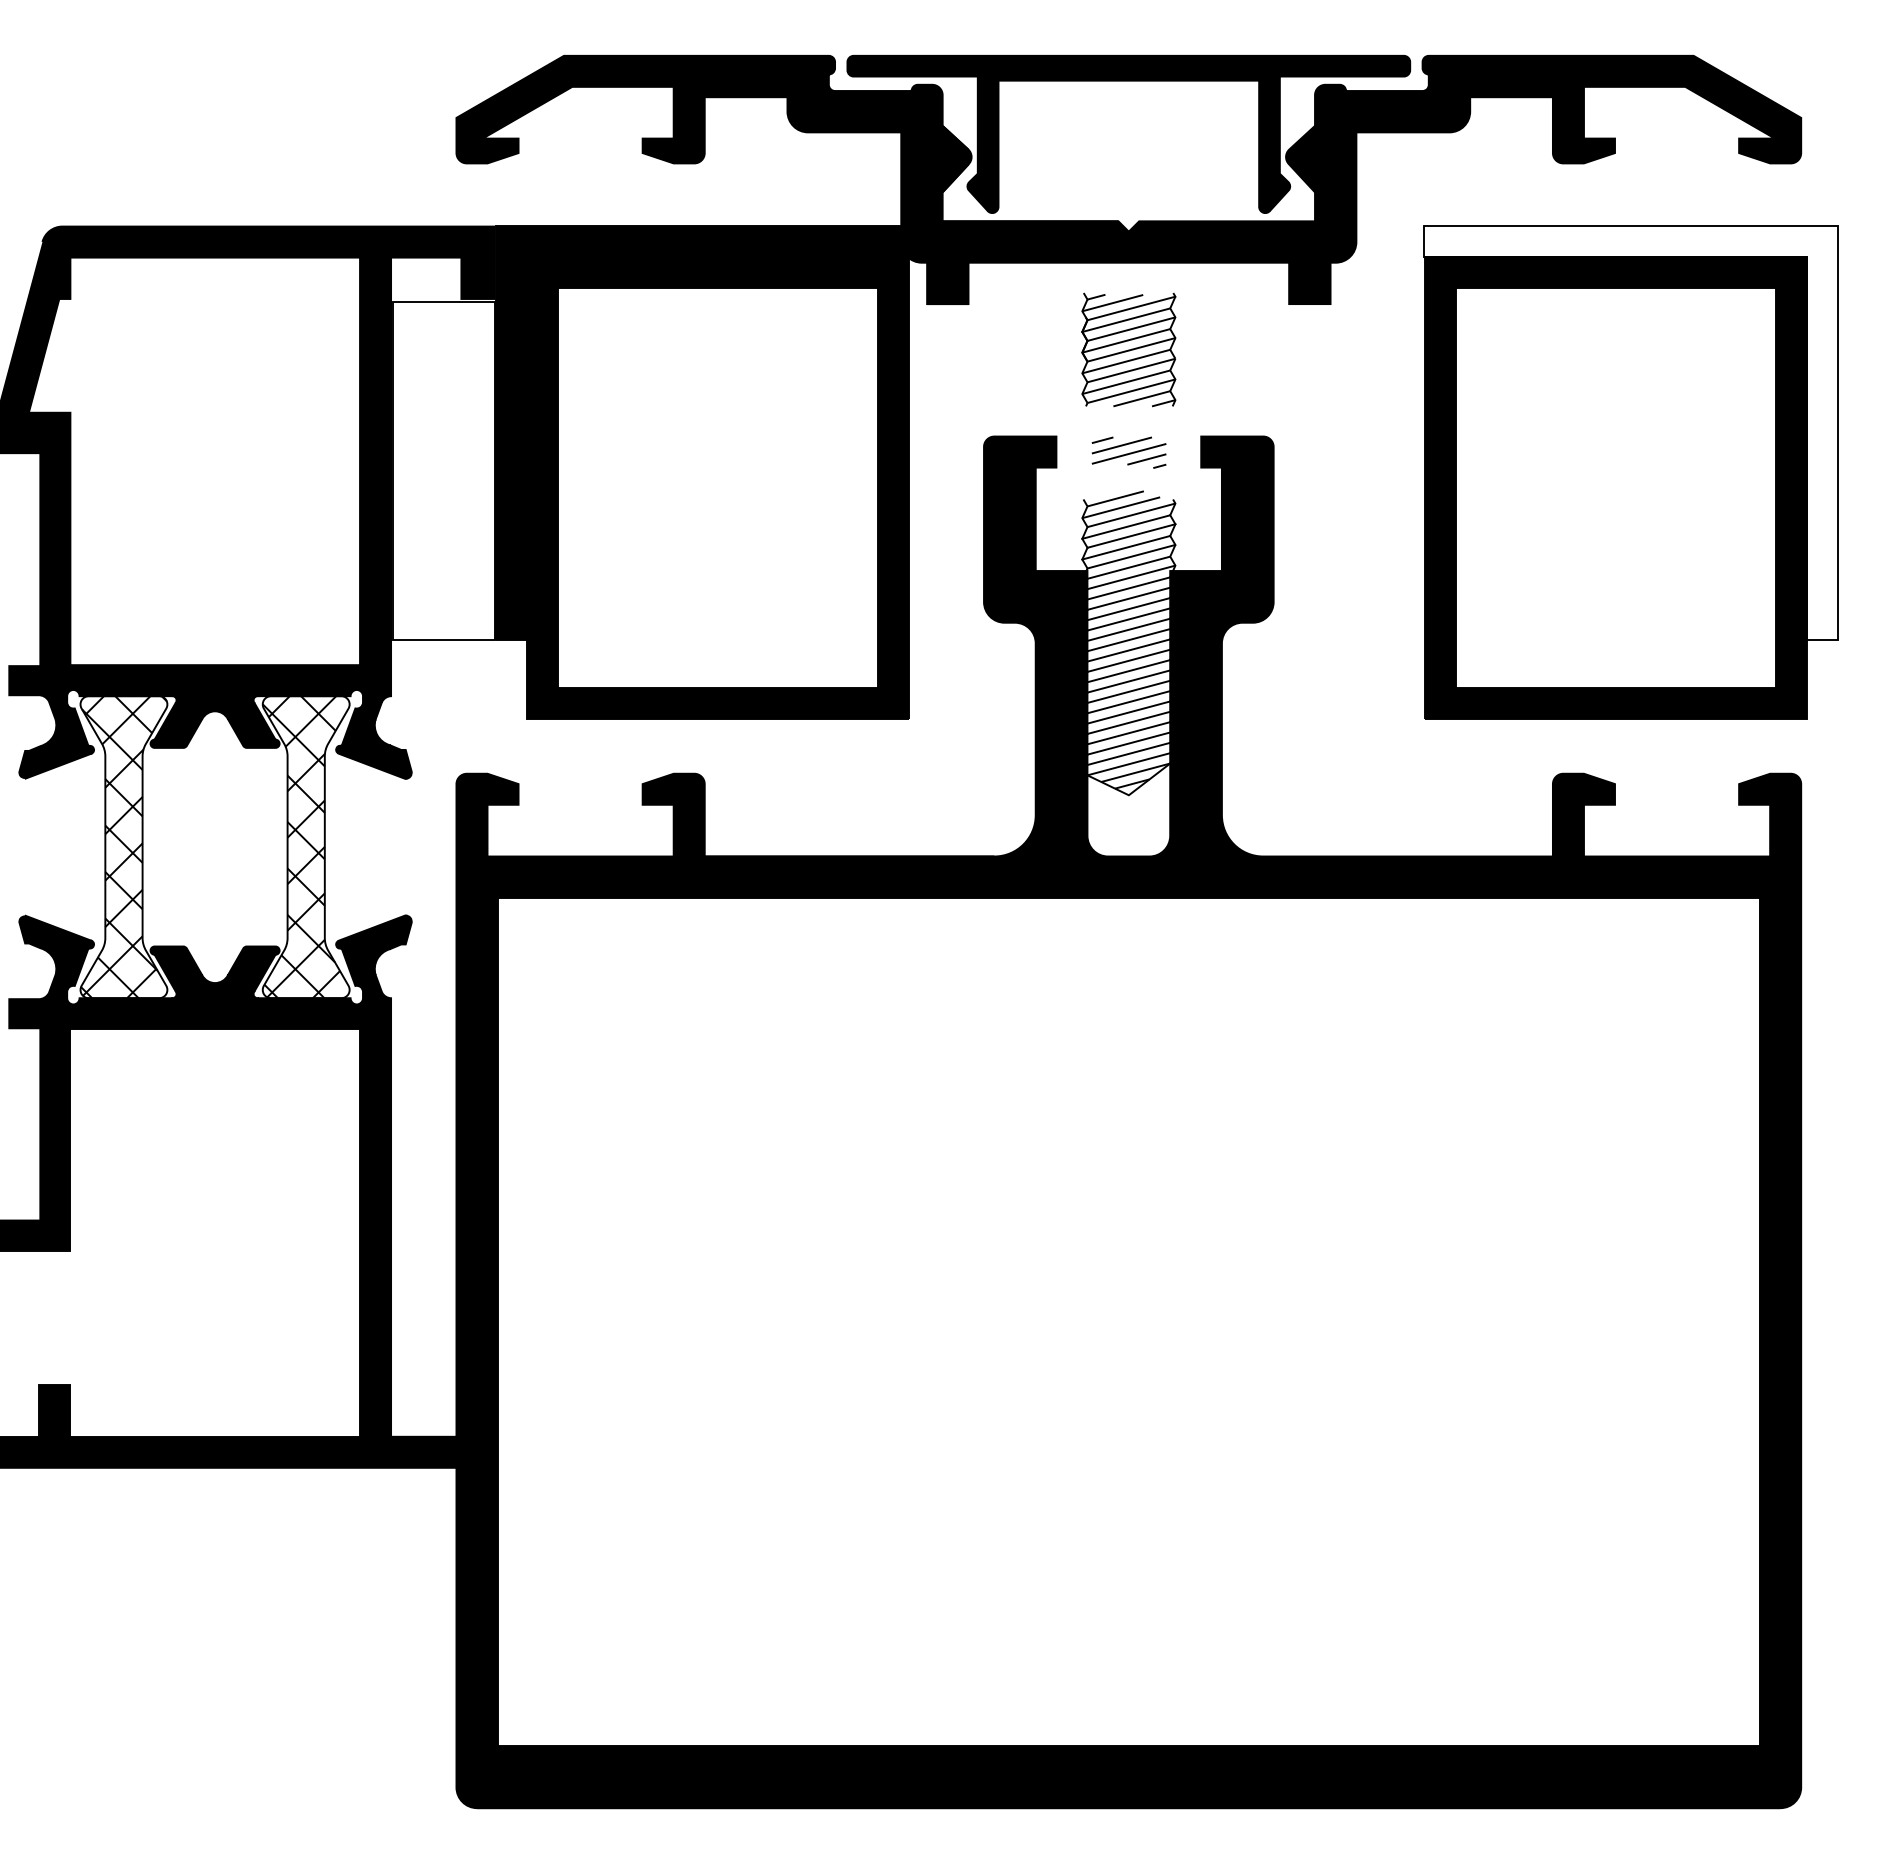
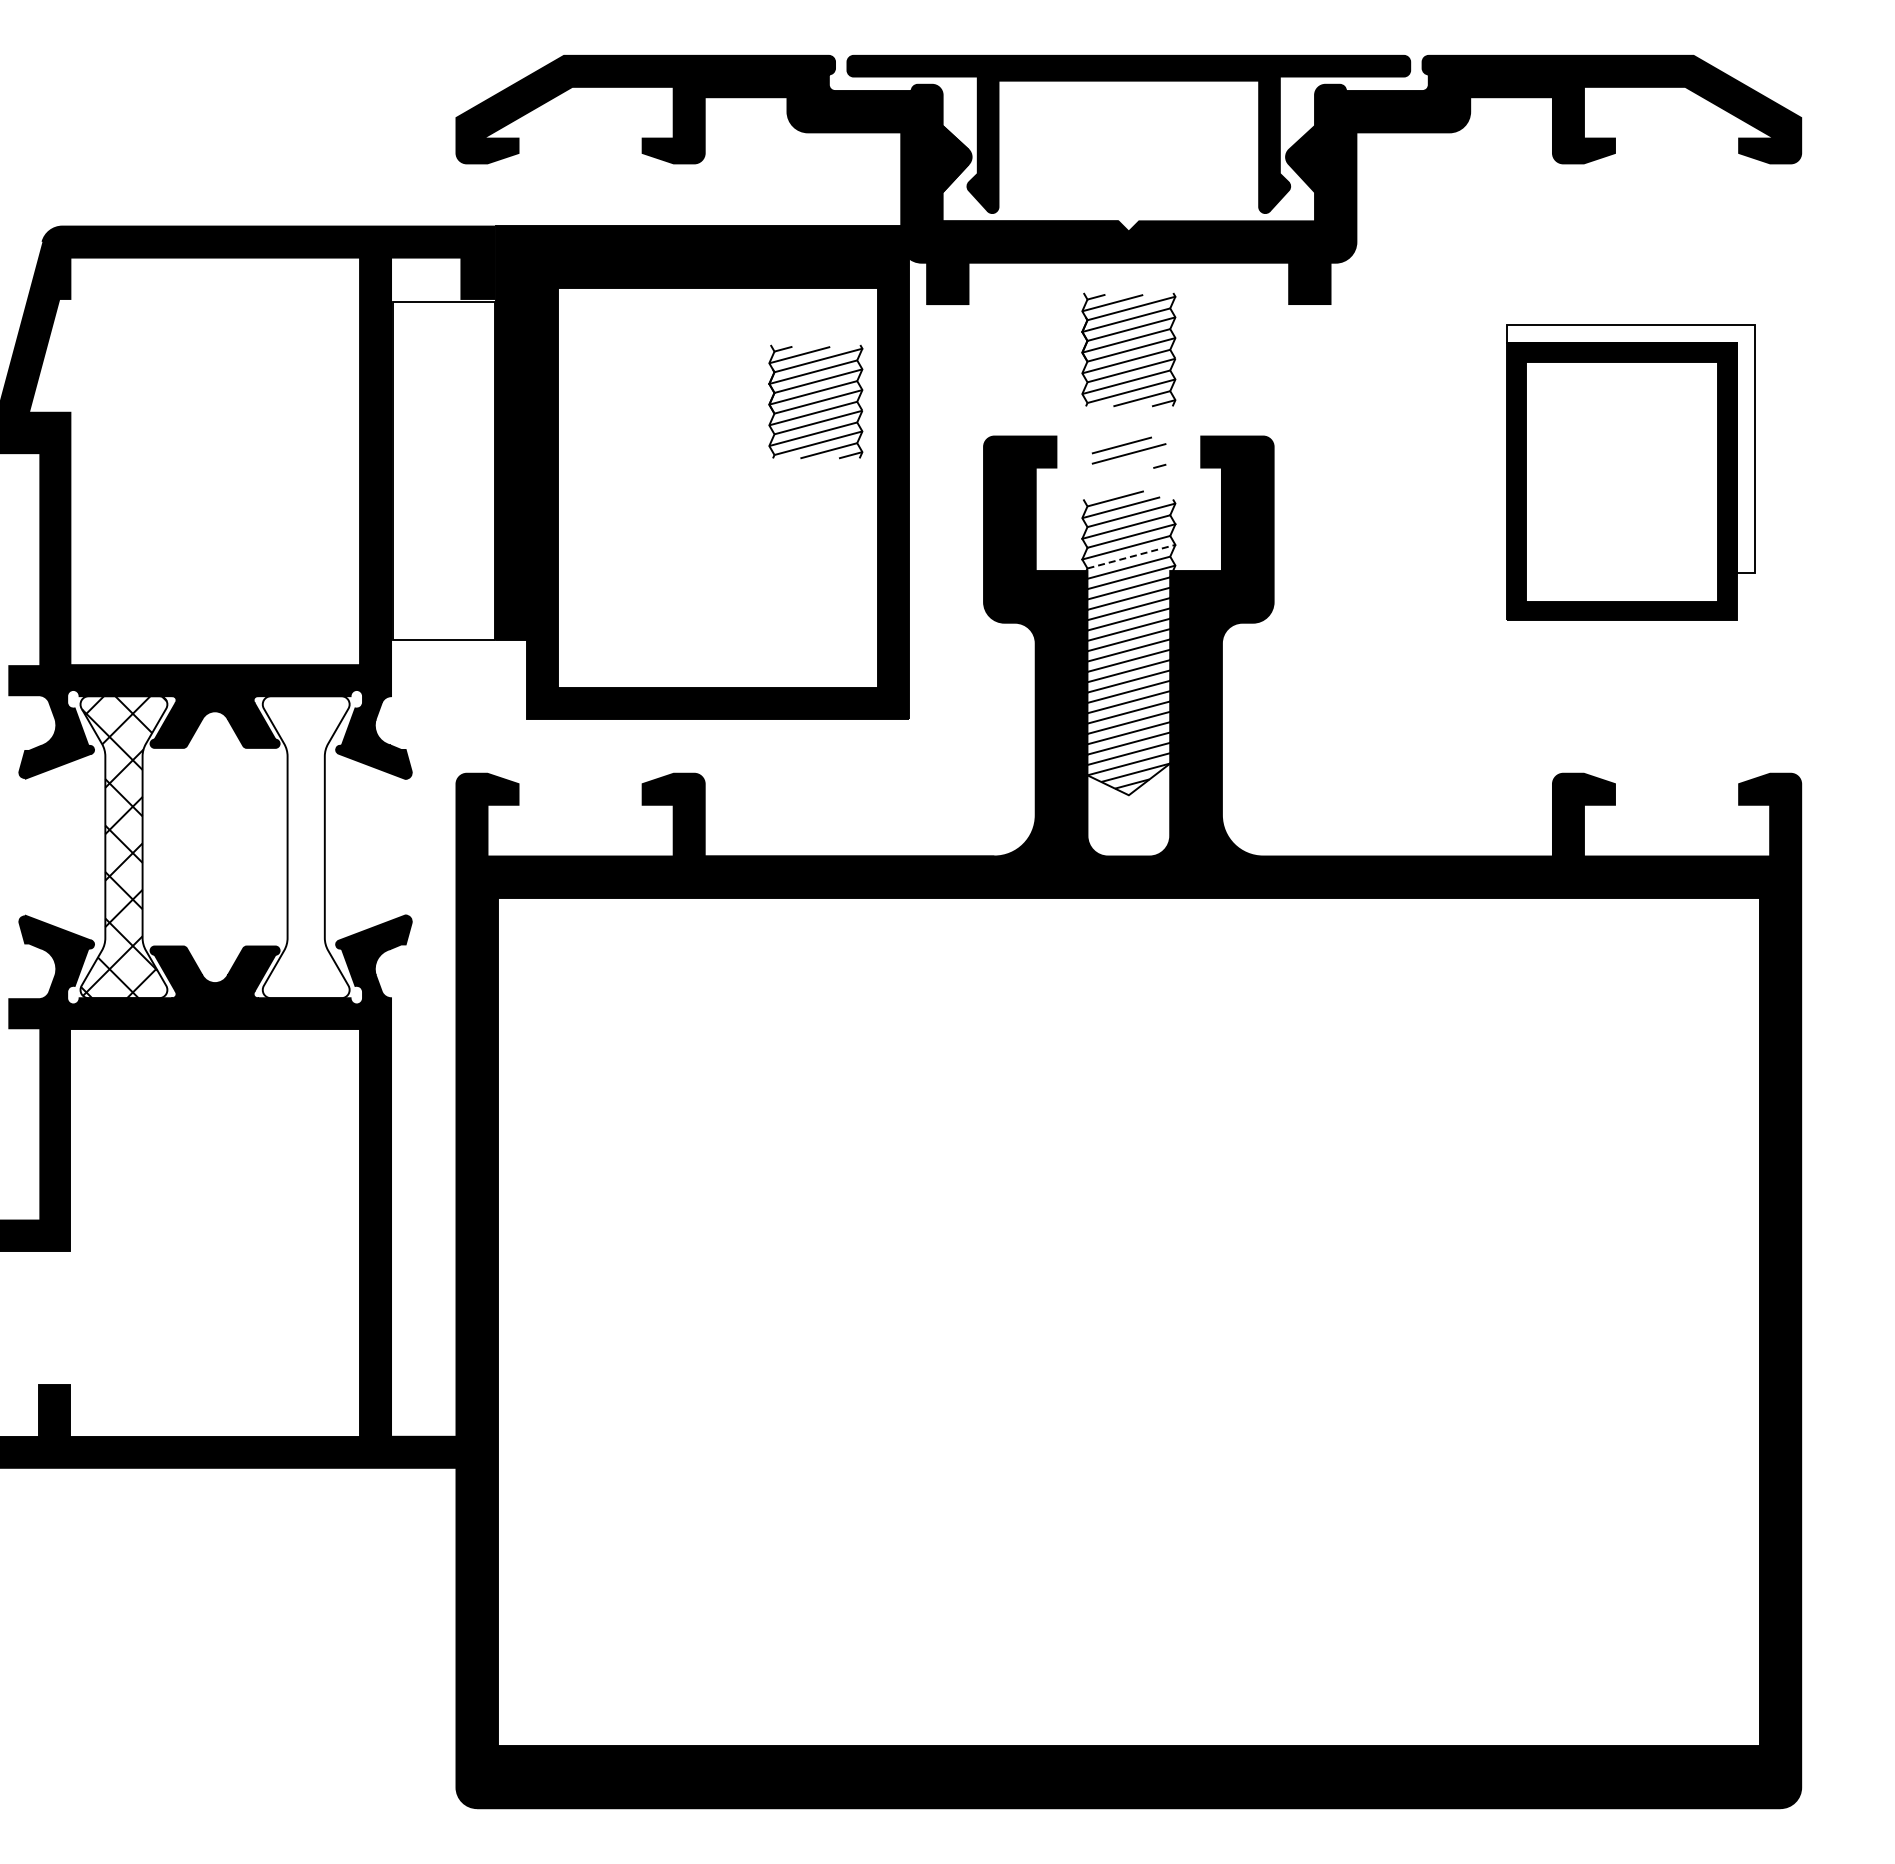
part: none -> present (815, 401)
line: present -> none (1102, 439)
line: present -> none (1146, 459)
part size: 416x495 px -> 250x297 px (1630, 472)
line: solid -> dashed (1131, 556)
hatch: present -> none (301, 847)
